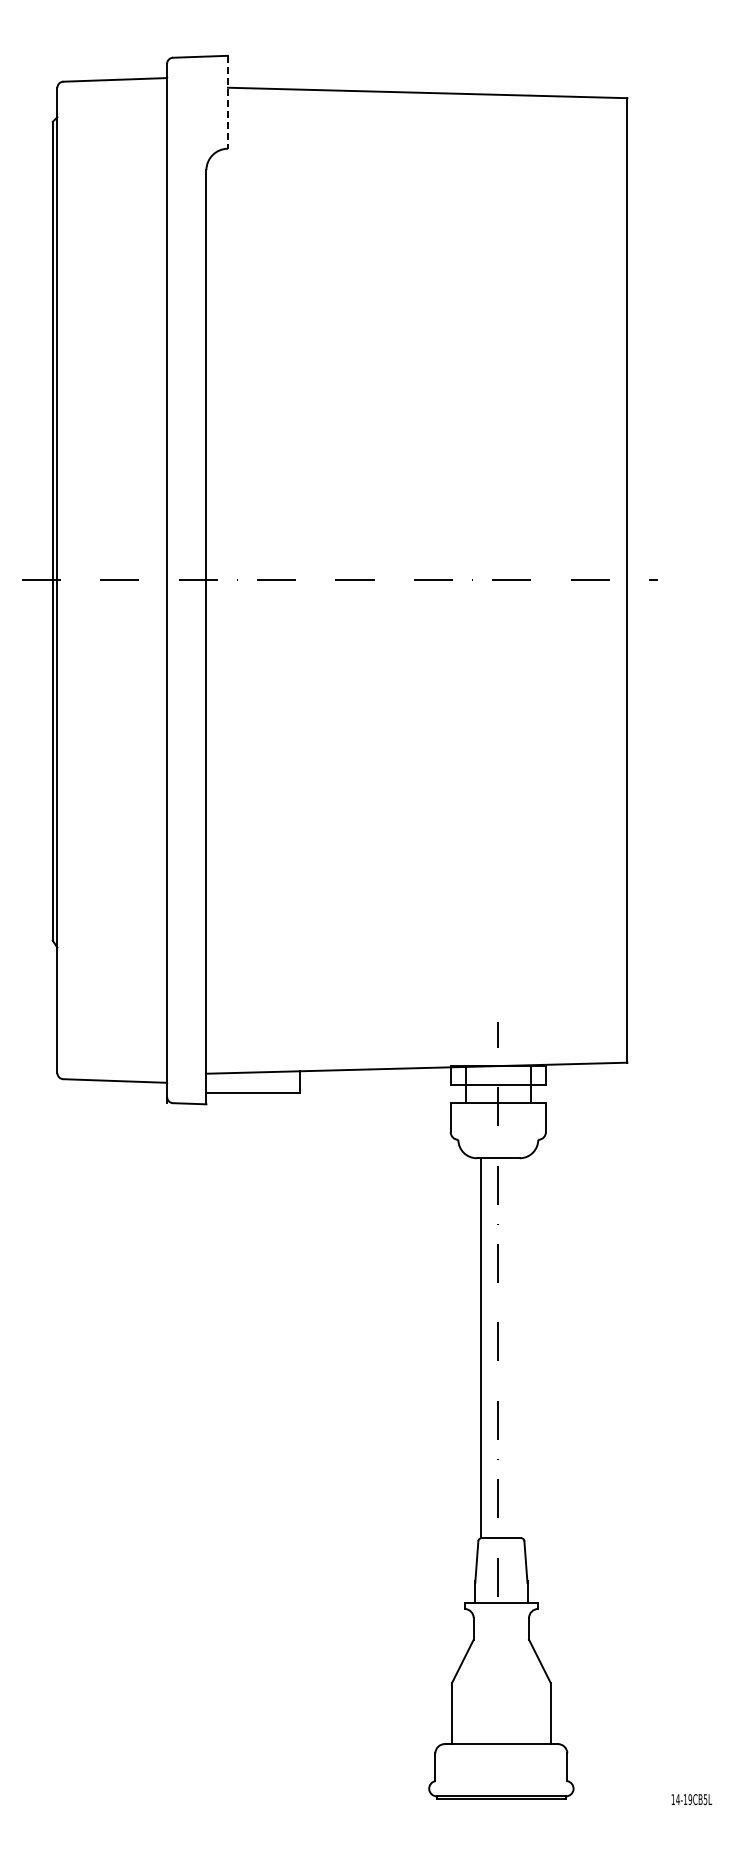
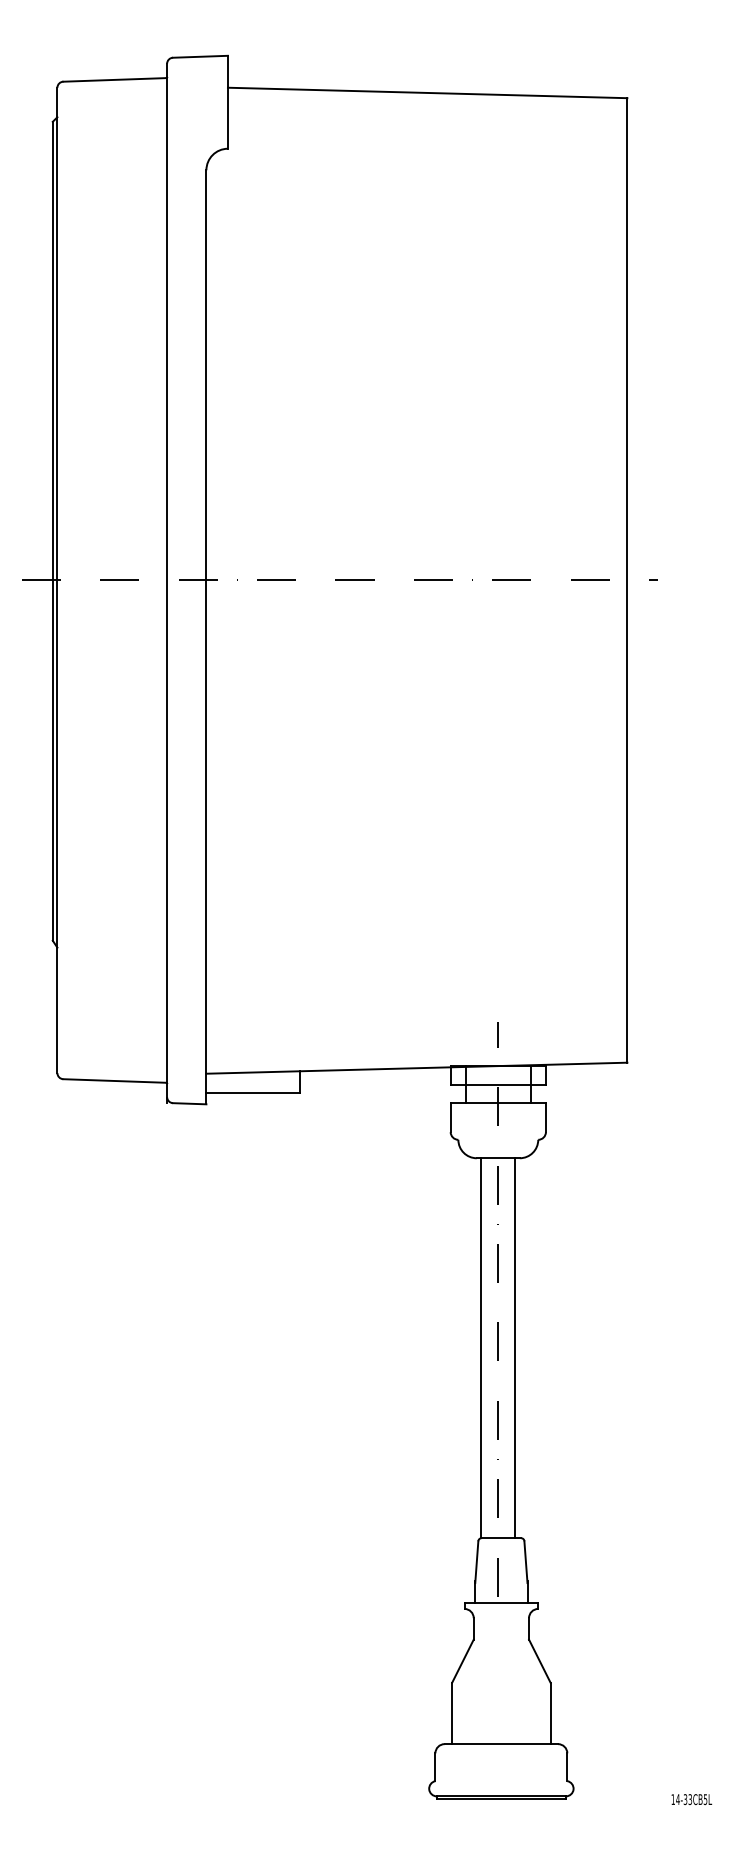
line: dashed -> solid (227, 102)
line: none -> present (515, 1348)
text: 14-19CB5L -> 14-33CB5L (687, 1799)
